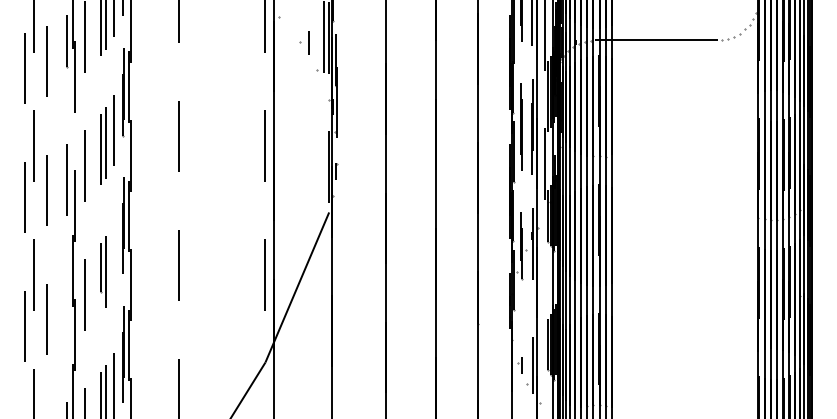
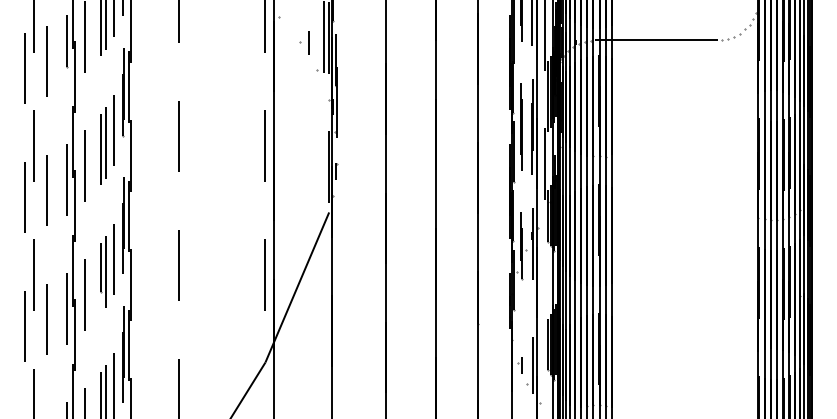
line: none -> present (72, 141)
line: none -> present (113, 259)
line: none -> present (67, 308)
